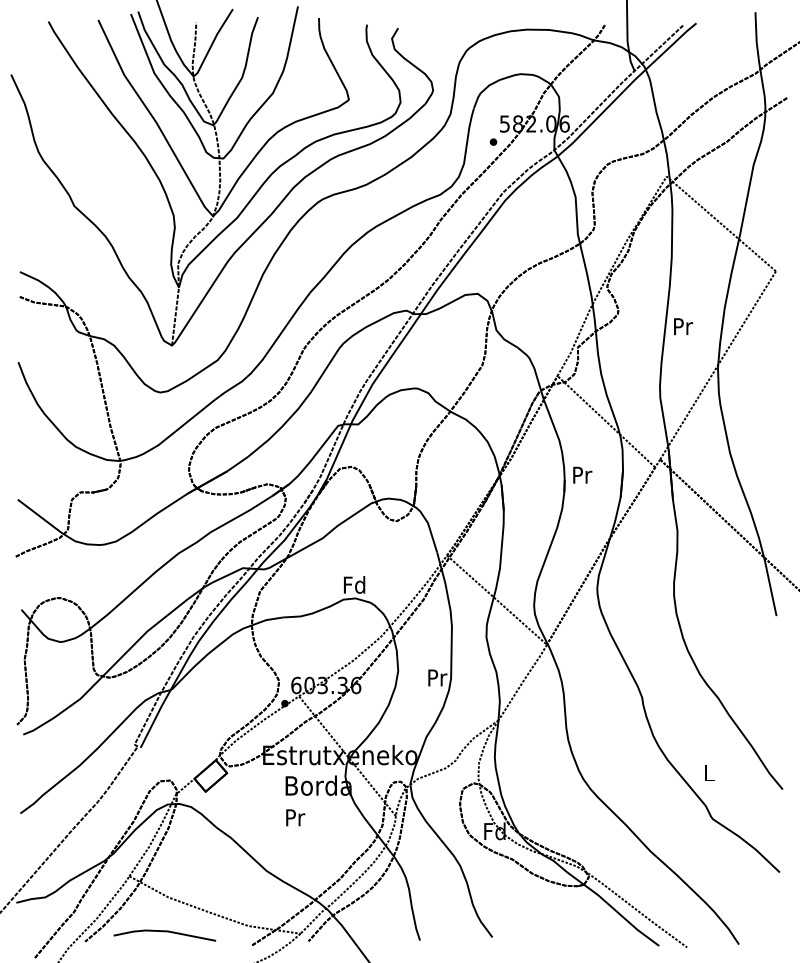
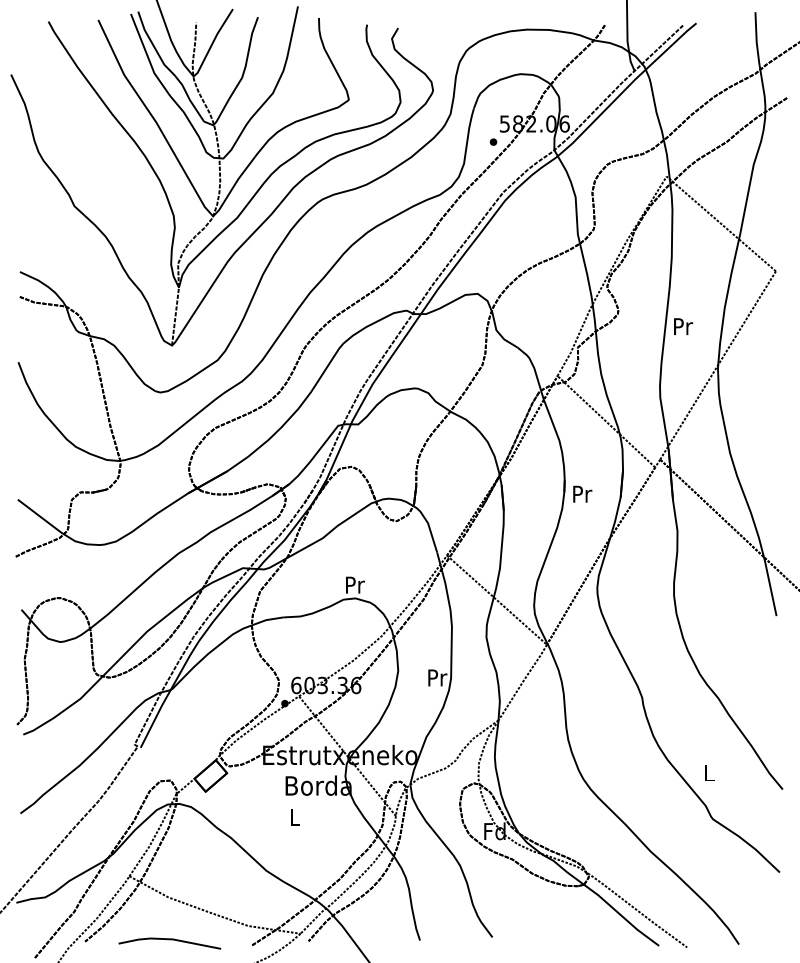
text position: (582, 474) -> (582, 493) (582, 493)
text: Fd -> Pr (354, 584)
text: Pr -> L (295, 817)
line position: (164, 932) -> (169, 940) (169, 940)
